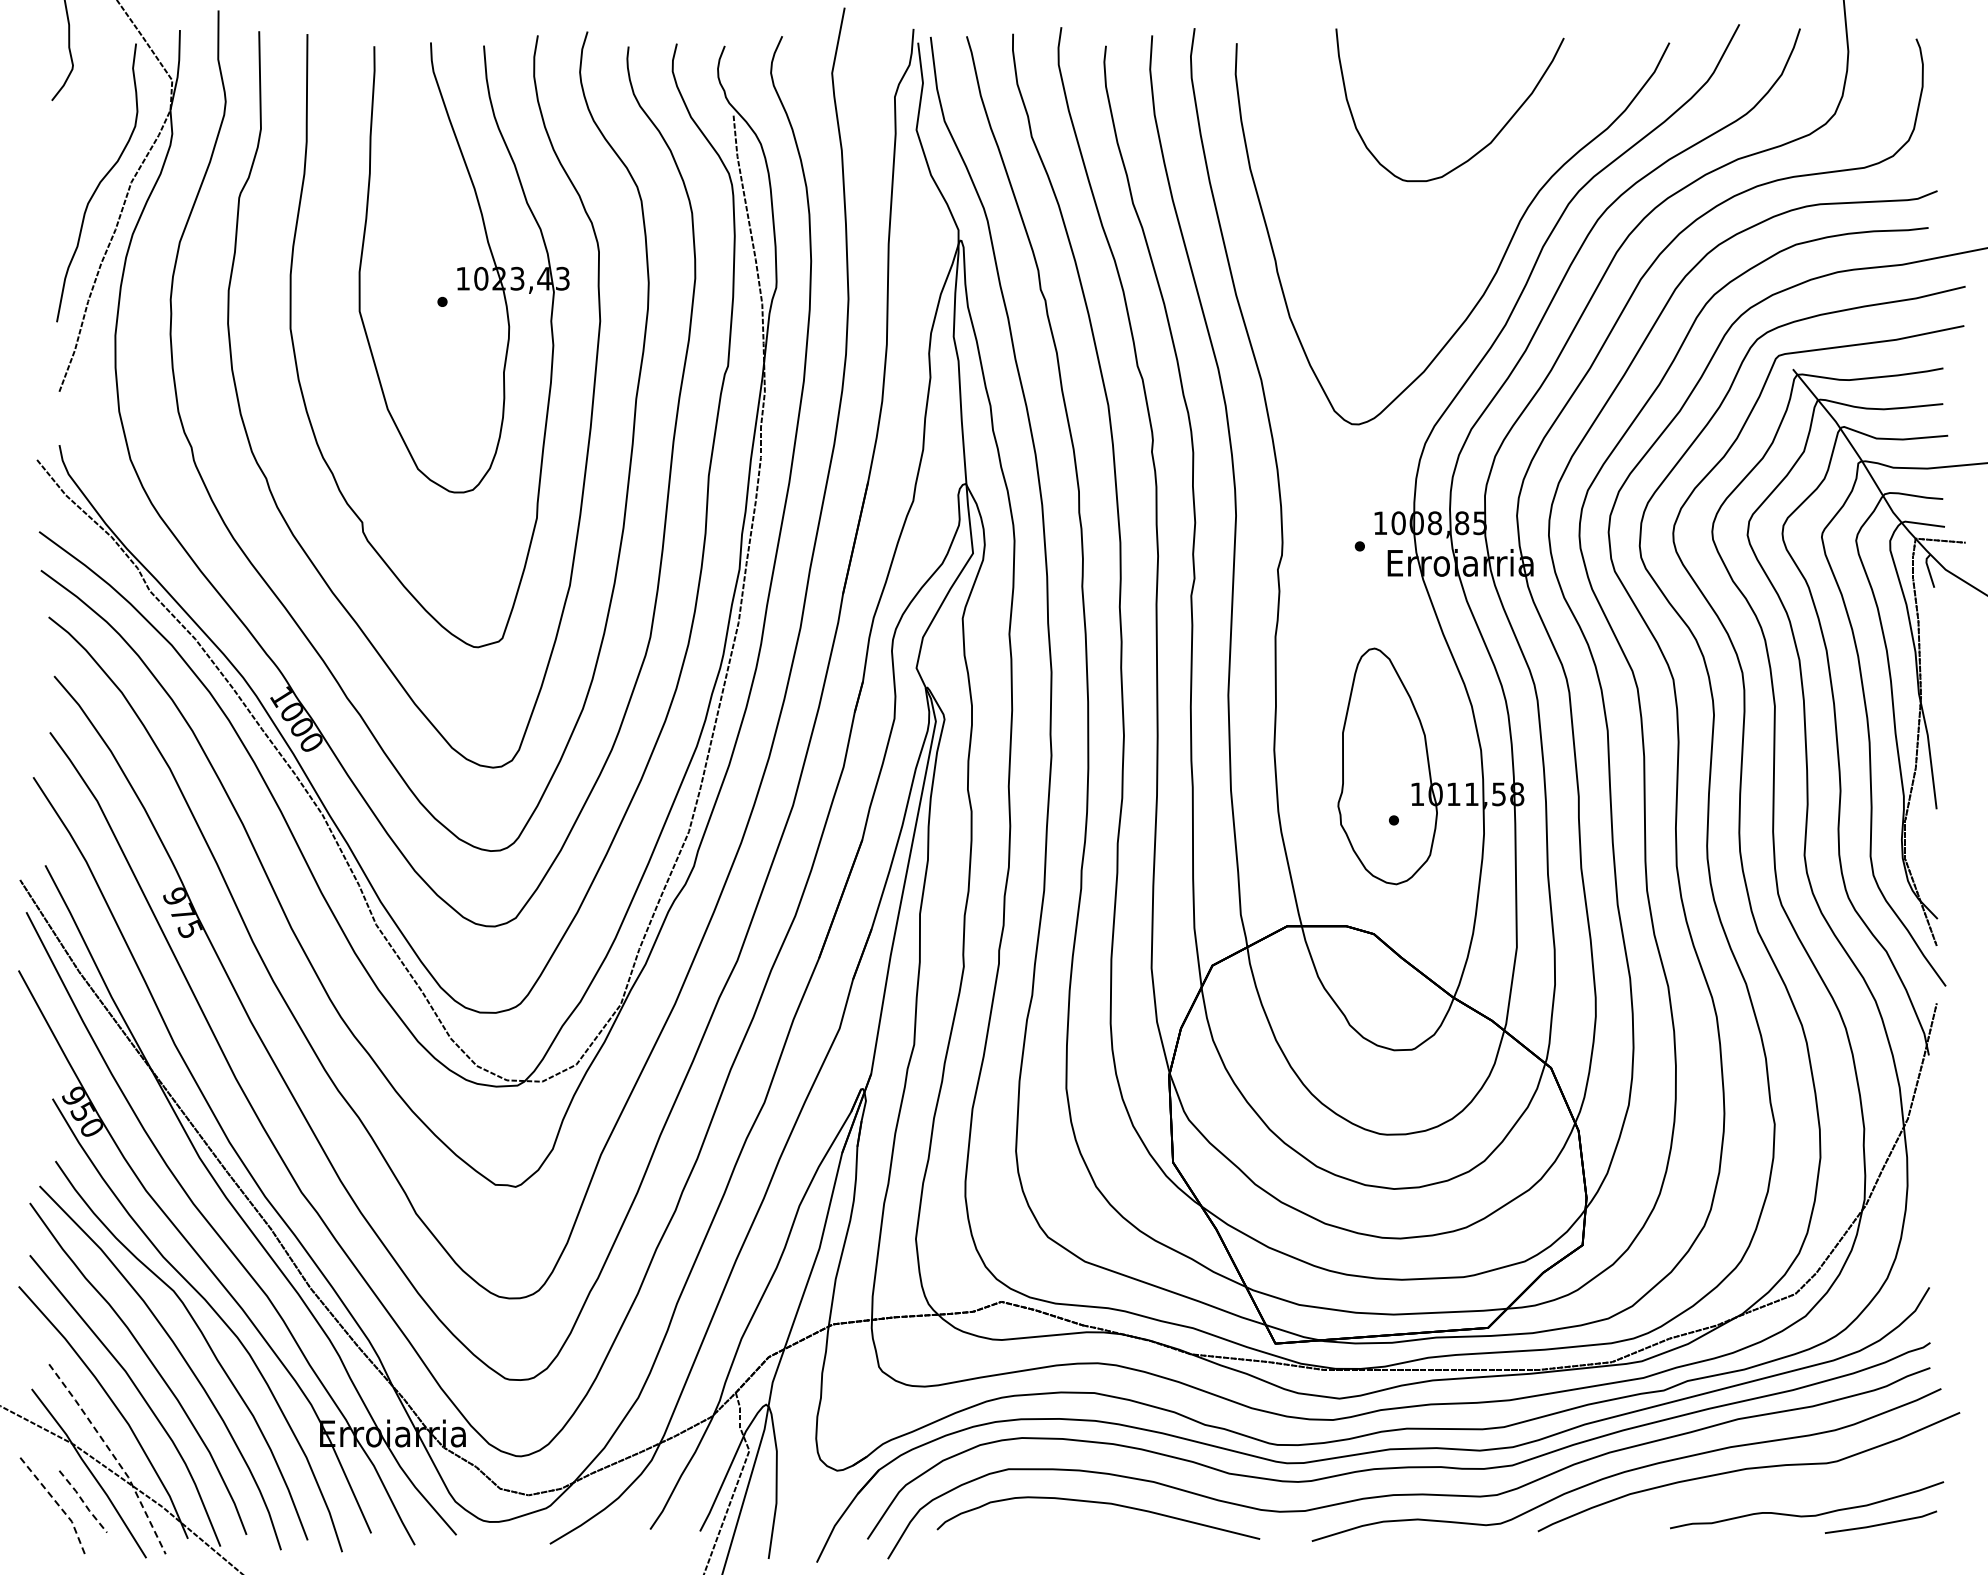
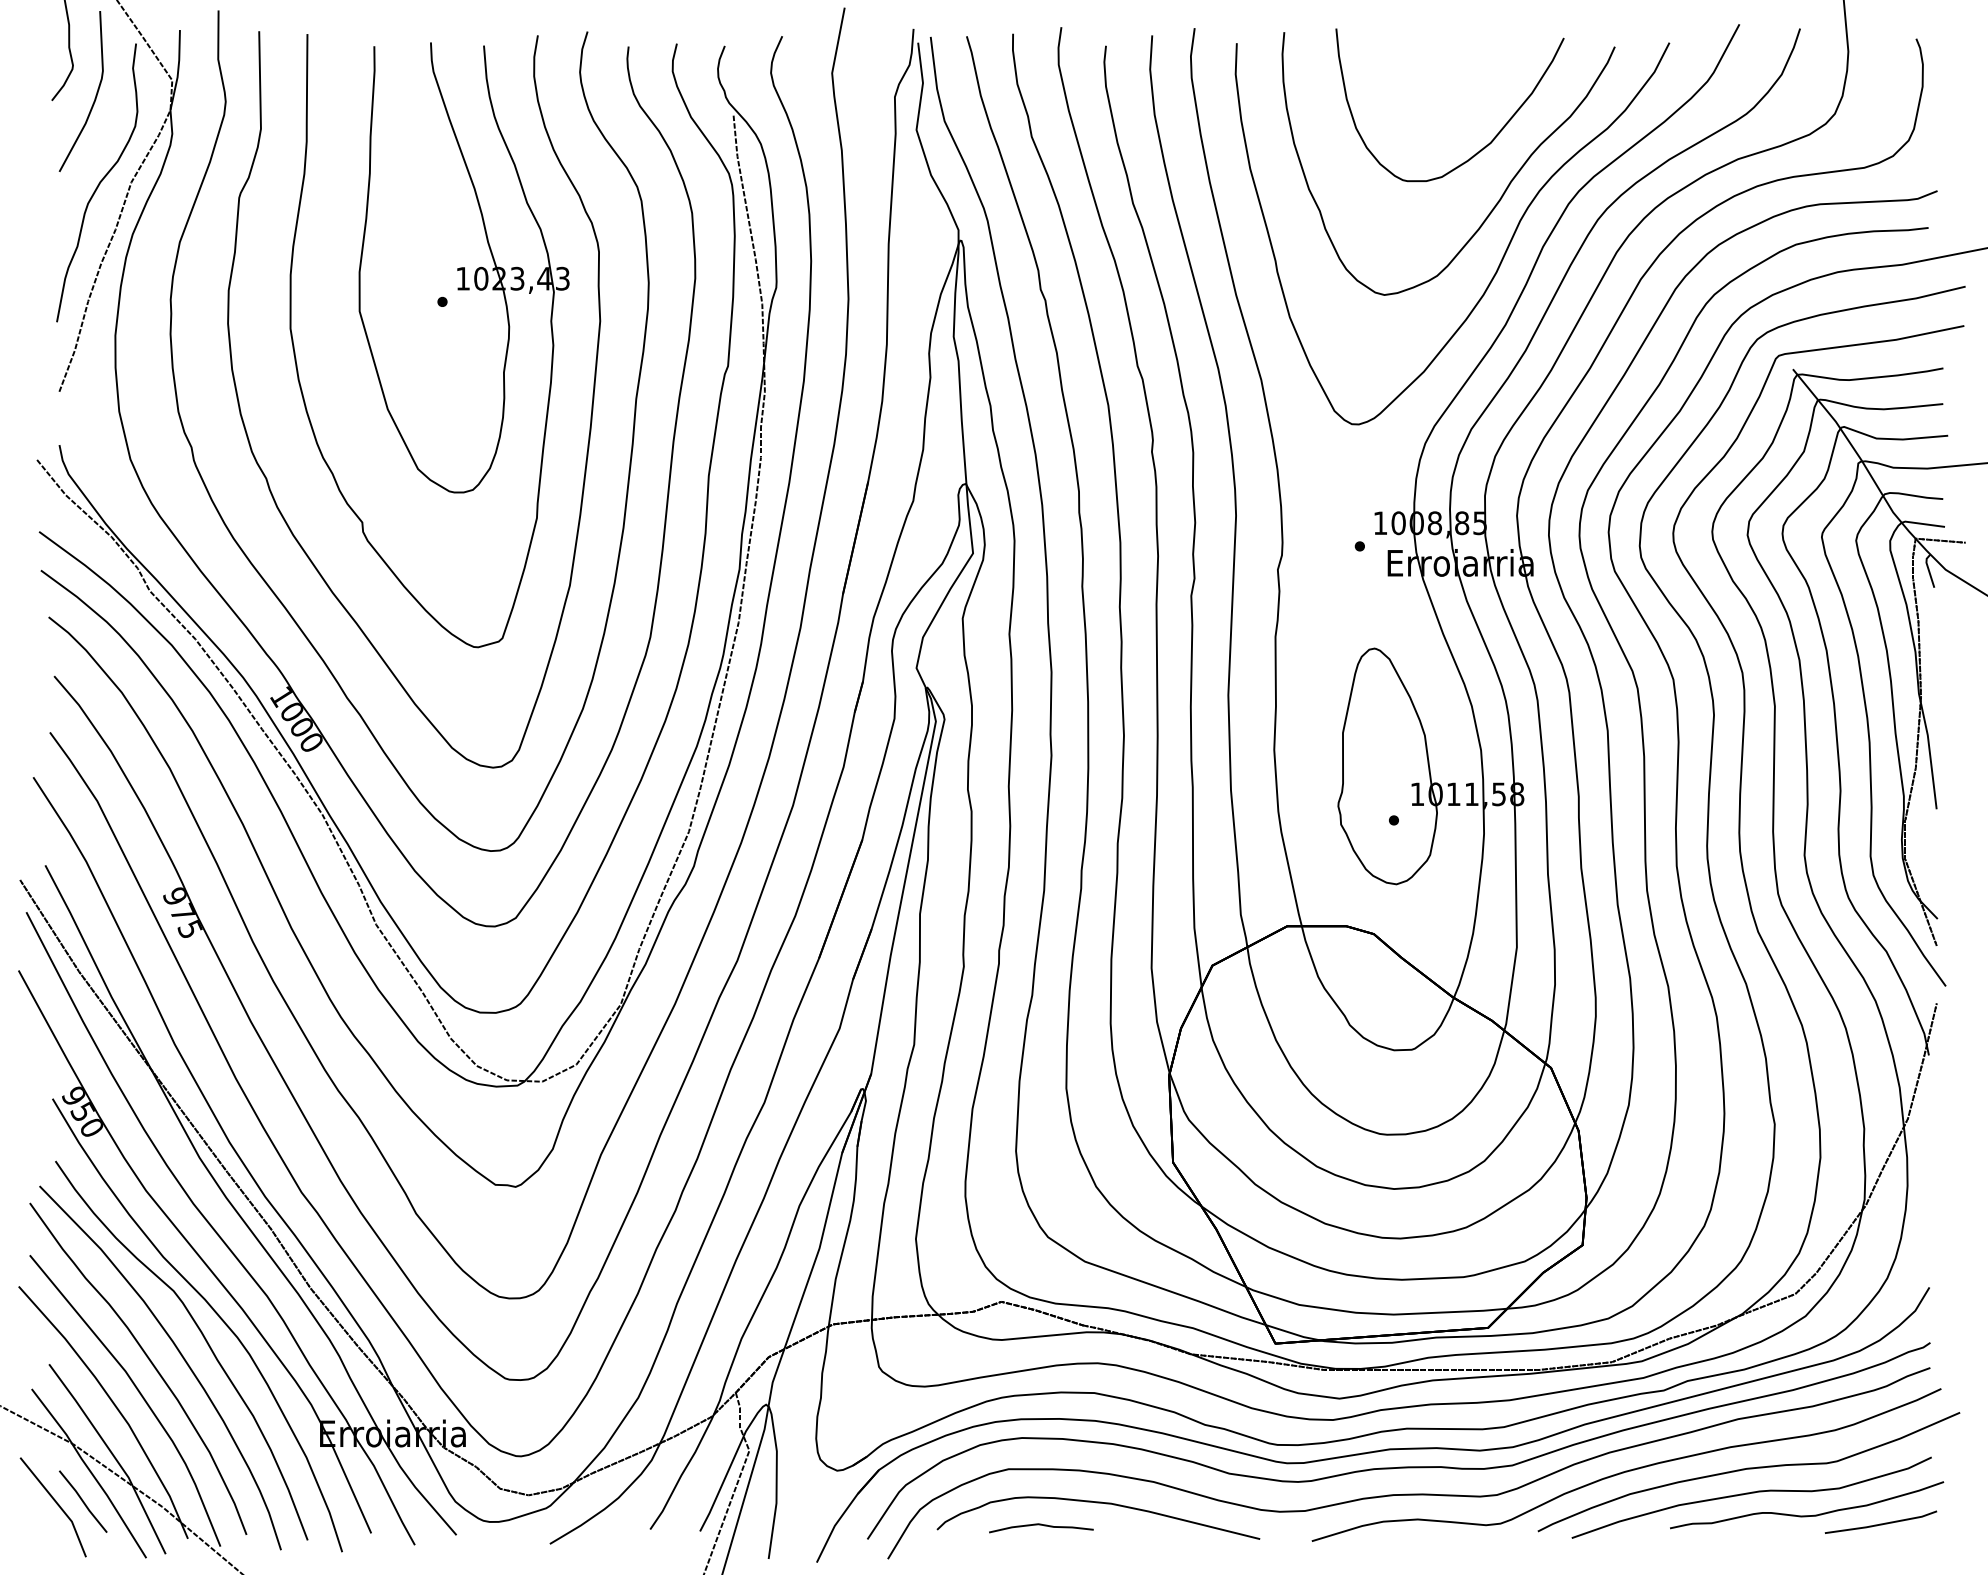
curve: none -> present (95, 95)
curve: none -> present (1502, 193)
line: dashed -> solid (114, 1456)
curve: none -> present (1749, 1494)
line: dashed -> solid (83, 1501)
line: dashed -> solid (58, 1505)
curve: none -> present (1041, 1525)
